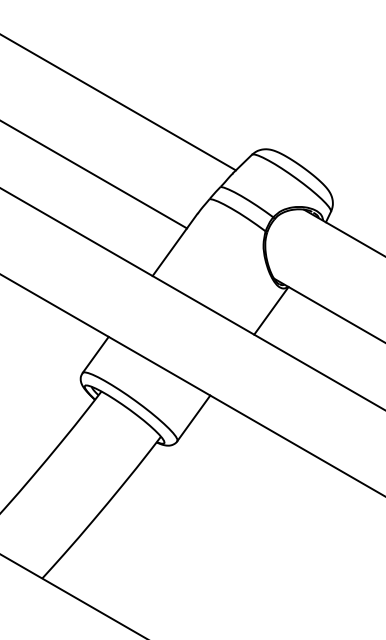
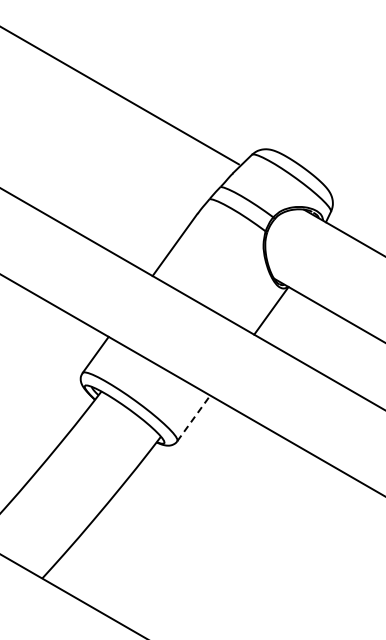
line position: (118, 102) -> (120, 95) (120, 95)
line: present -> none (94, 174)
line: solid -> dashed (194, 418)
